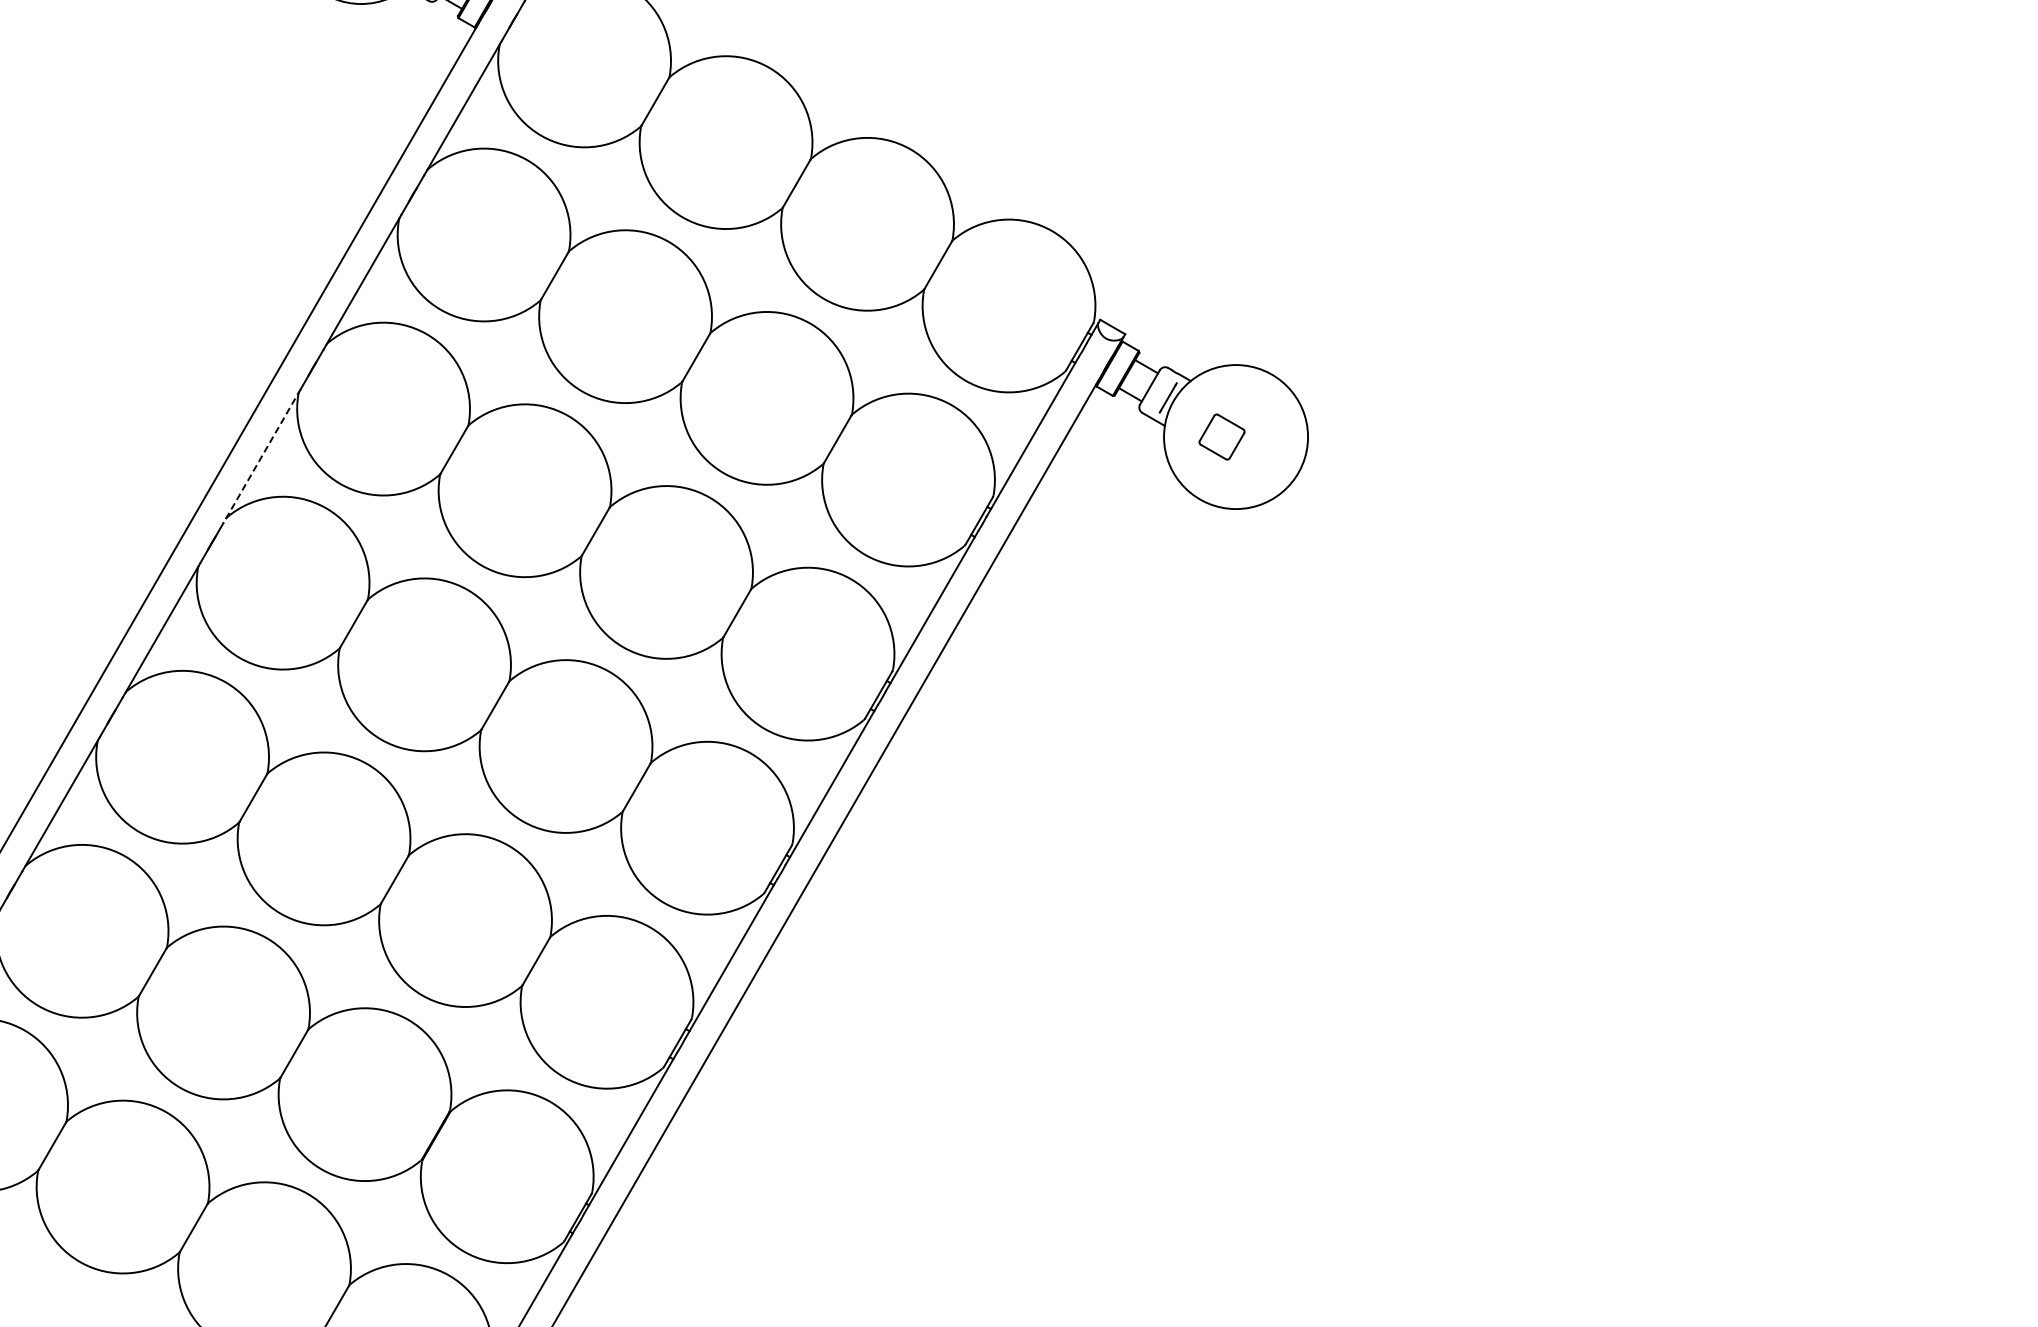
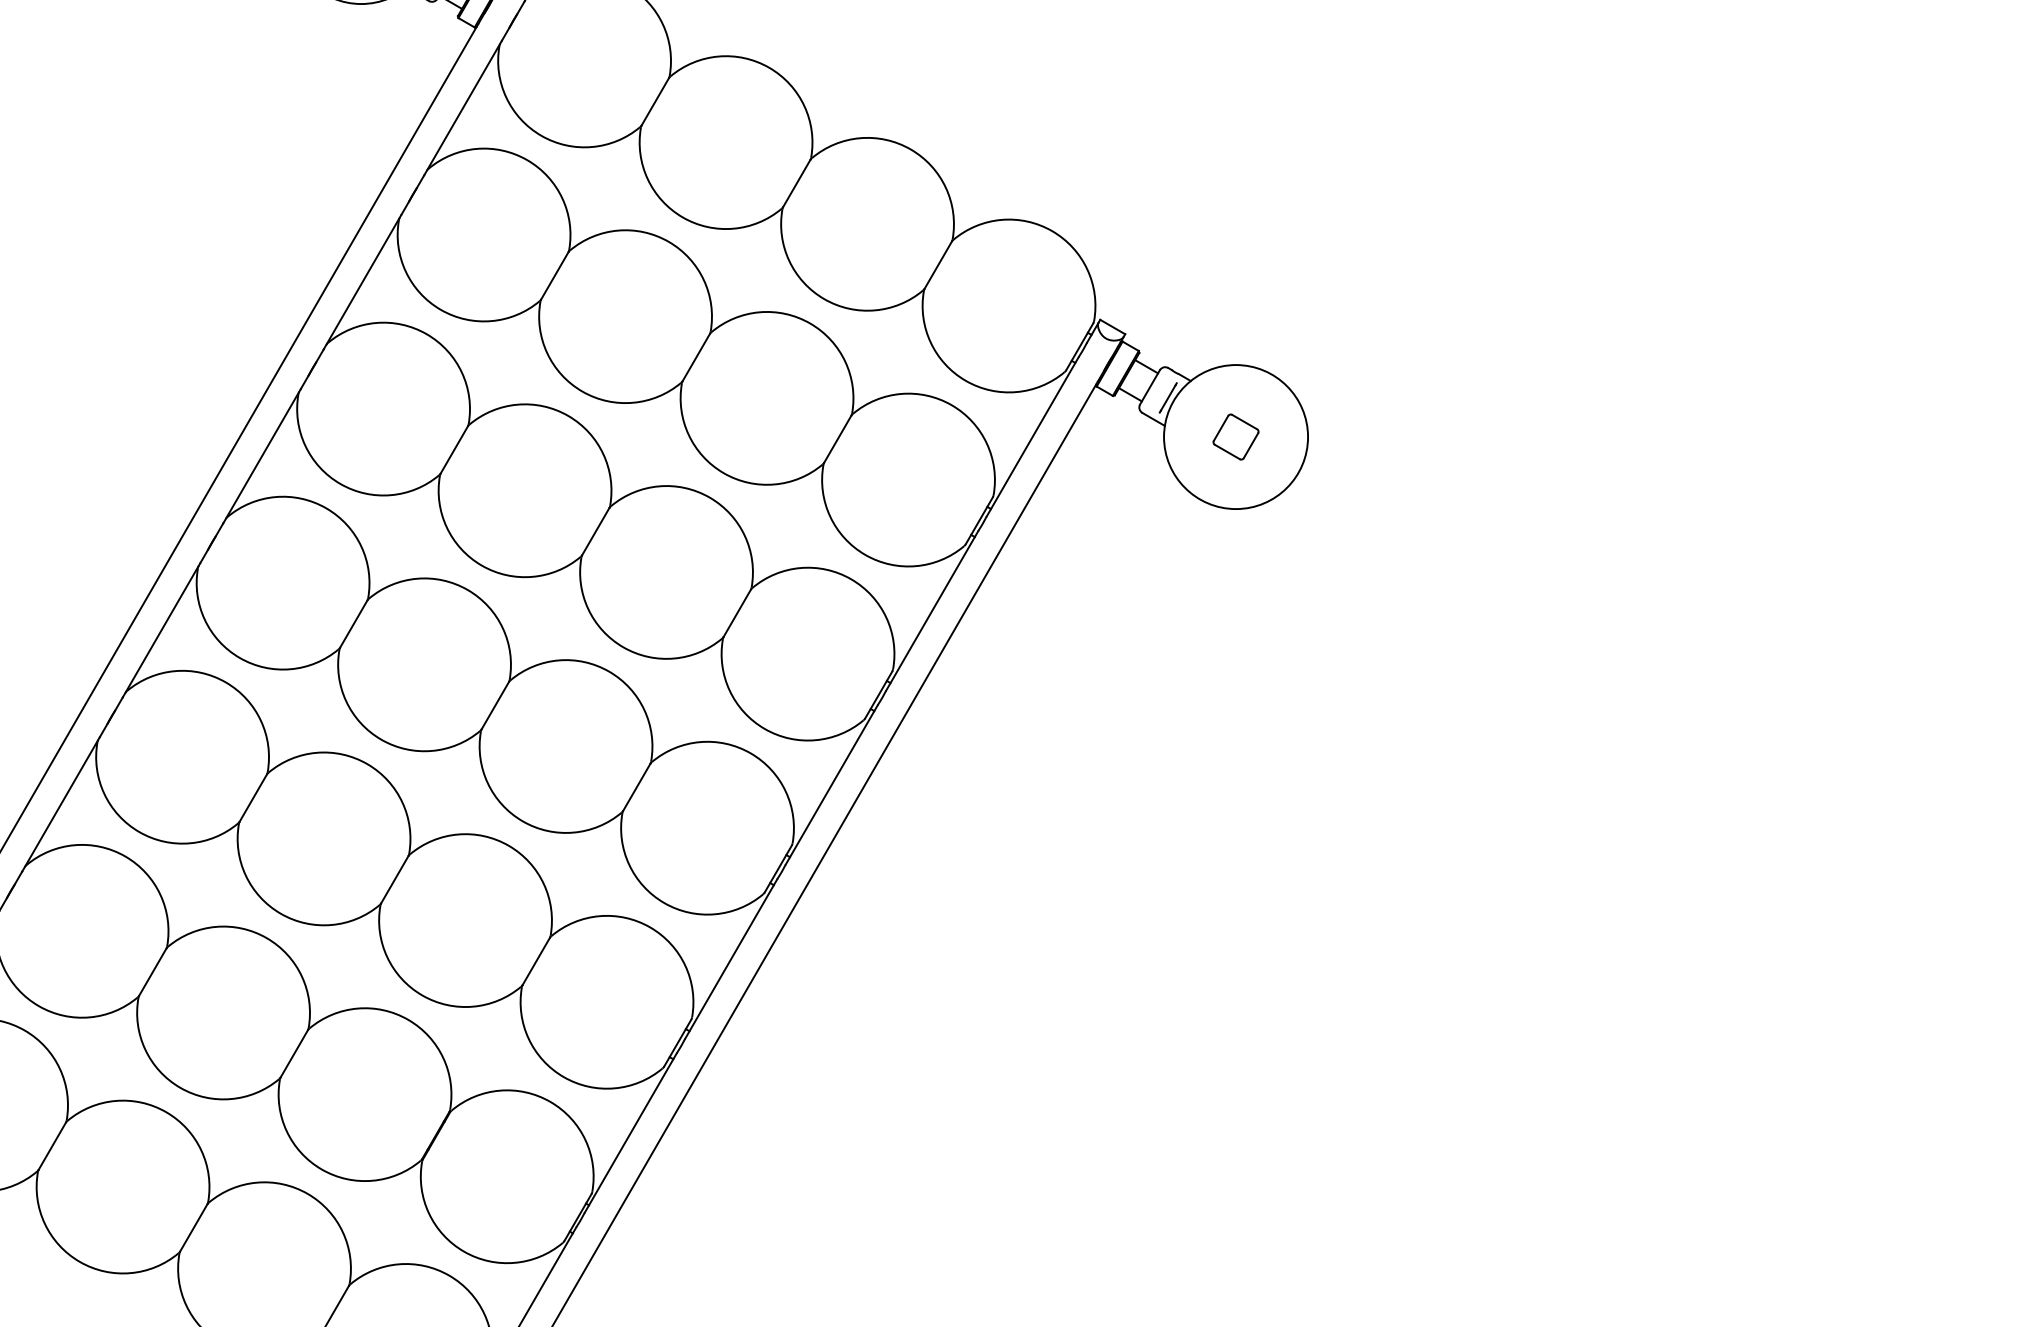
part position: (1221, 436) -> (1235, 436) (1235, 436)
line: dashed -> solid (262, 456)
